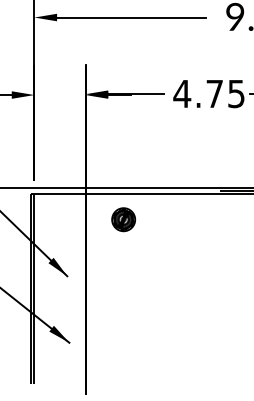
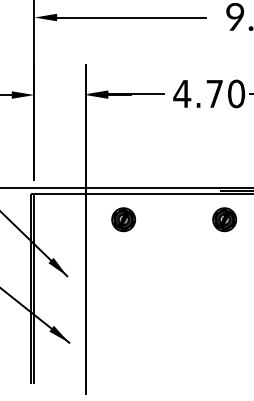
text: 4.75 -> 4.70 (236, 93)
part: none -> present (224, 219)
